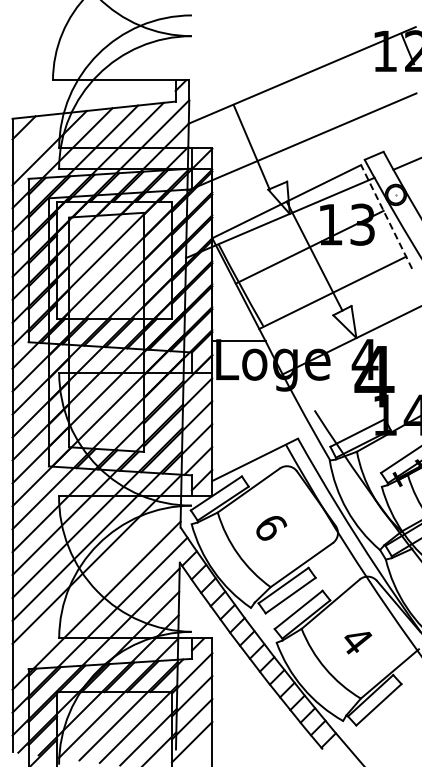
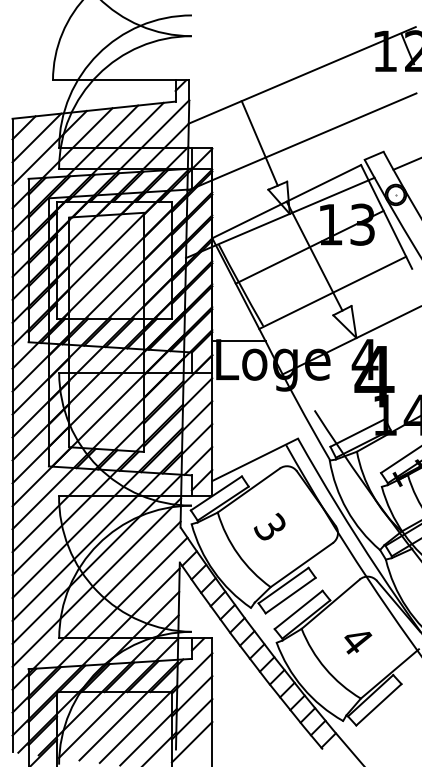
line: none -> present (36, 137)
line position: (251, 147) -> (259, 143) (259, 143)
line: dashed -> solid (386, 216)
text: 6 -> 3 (270, 526)
line: none -> present (96, 582)
